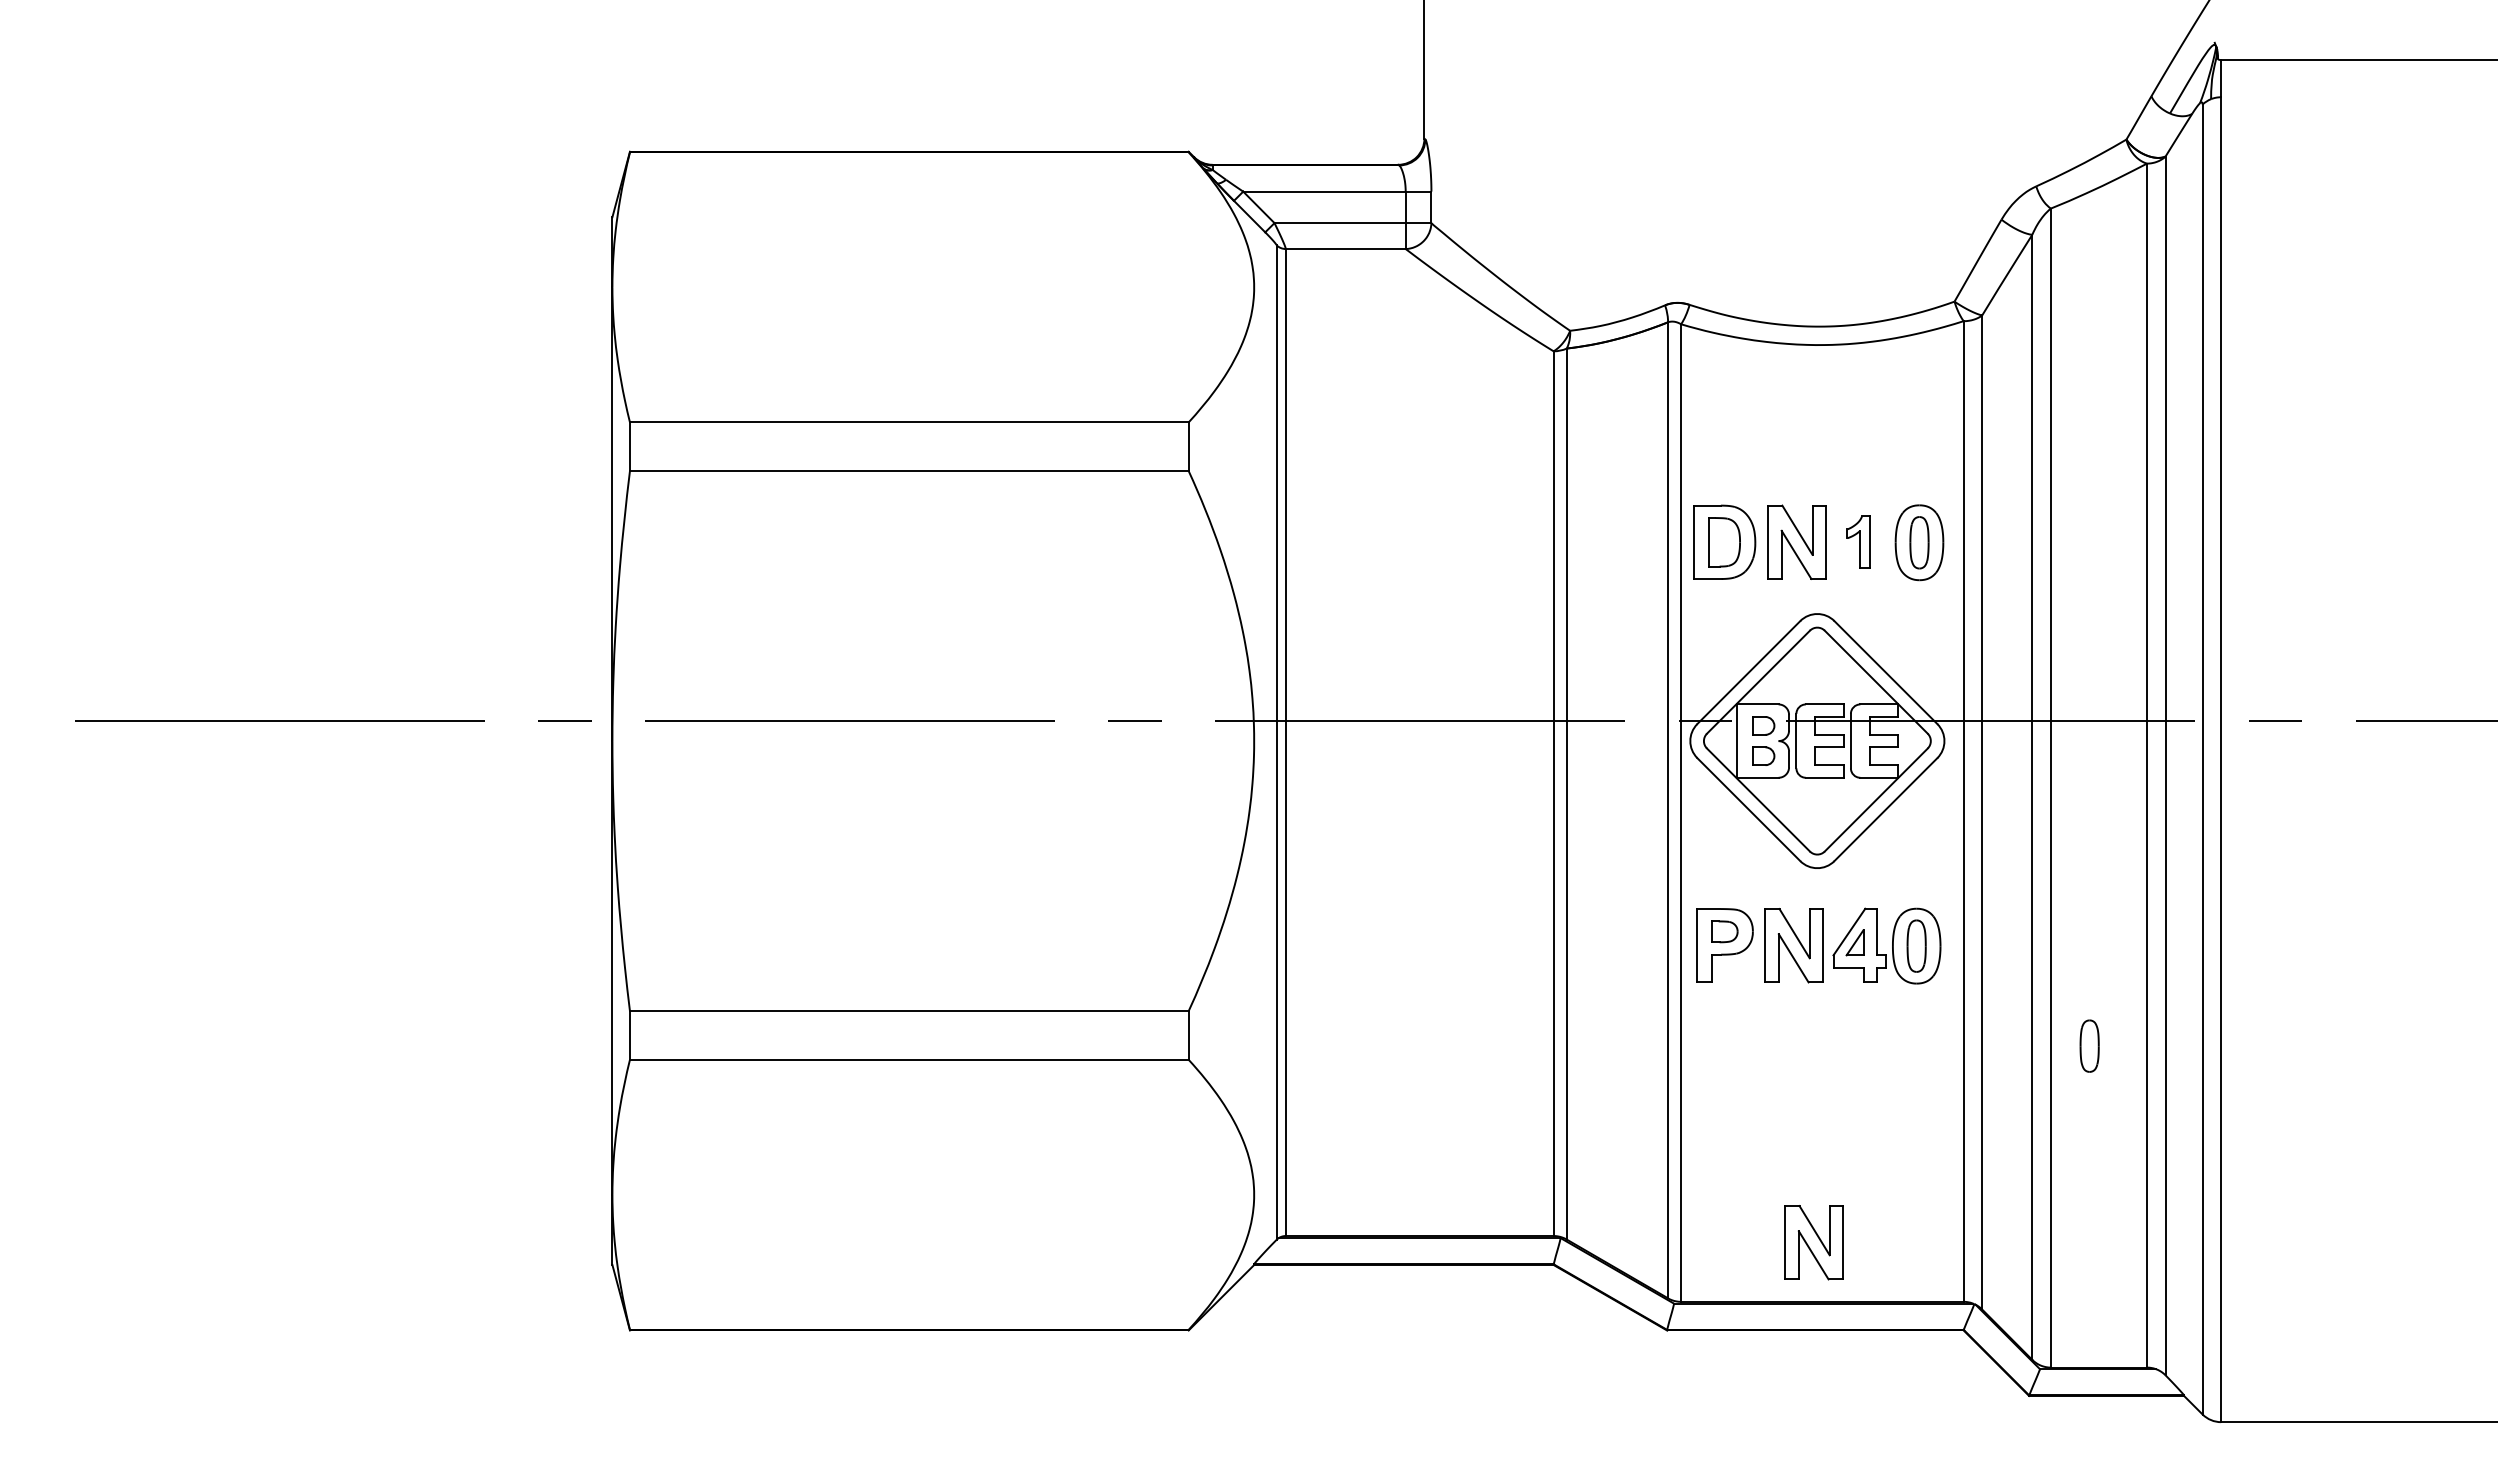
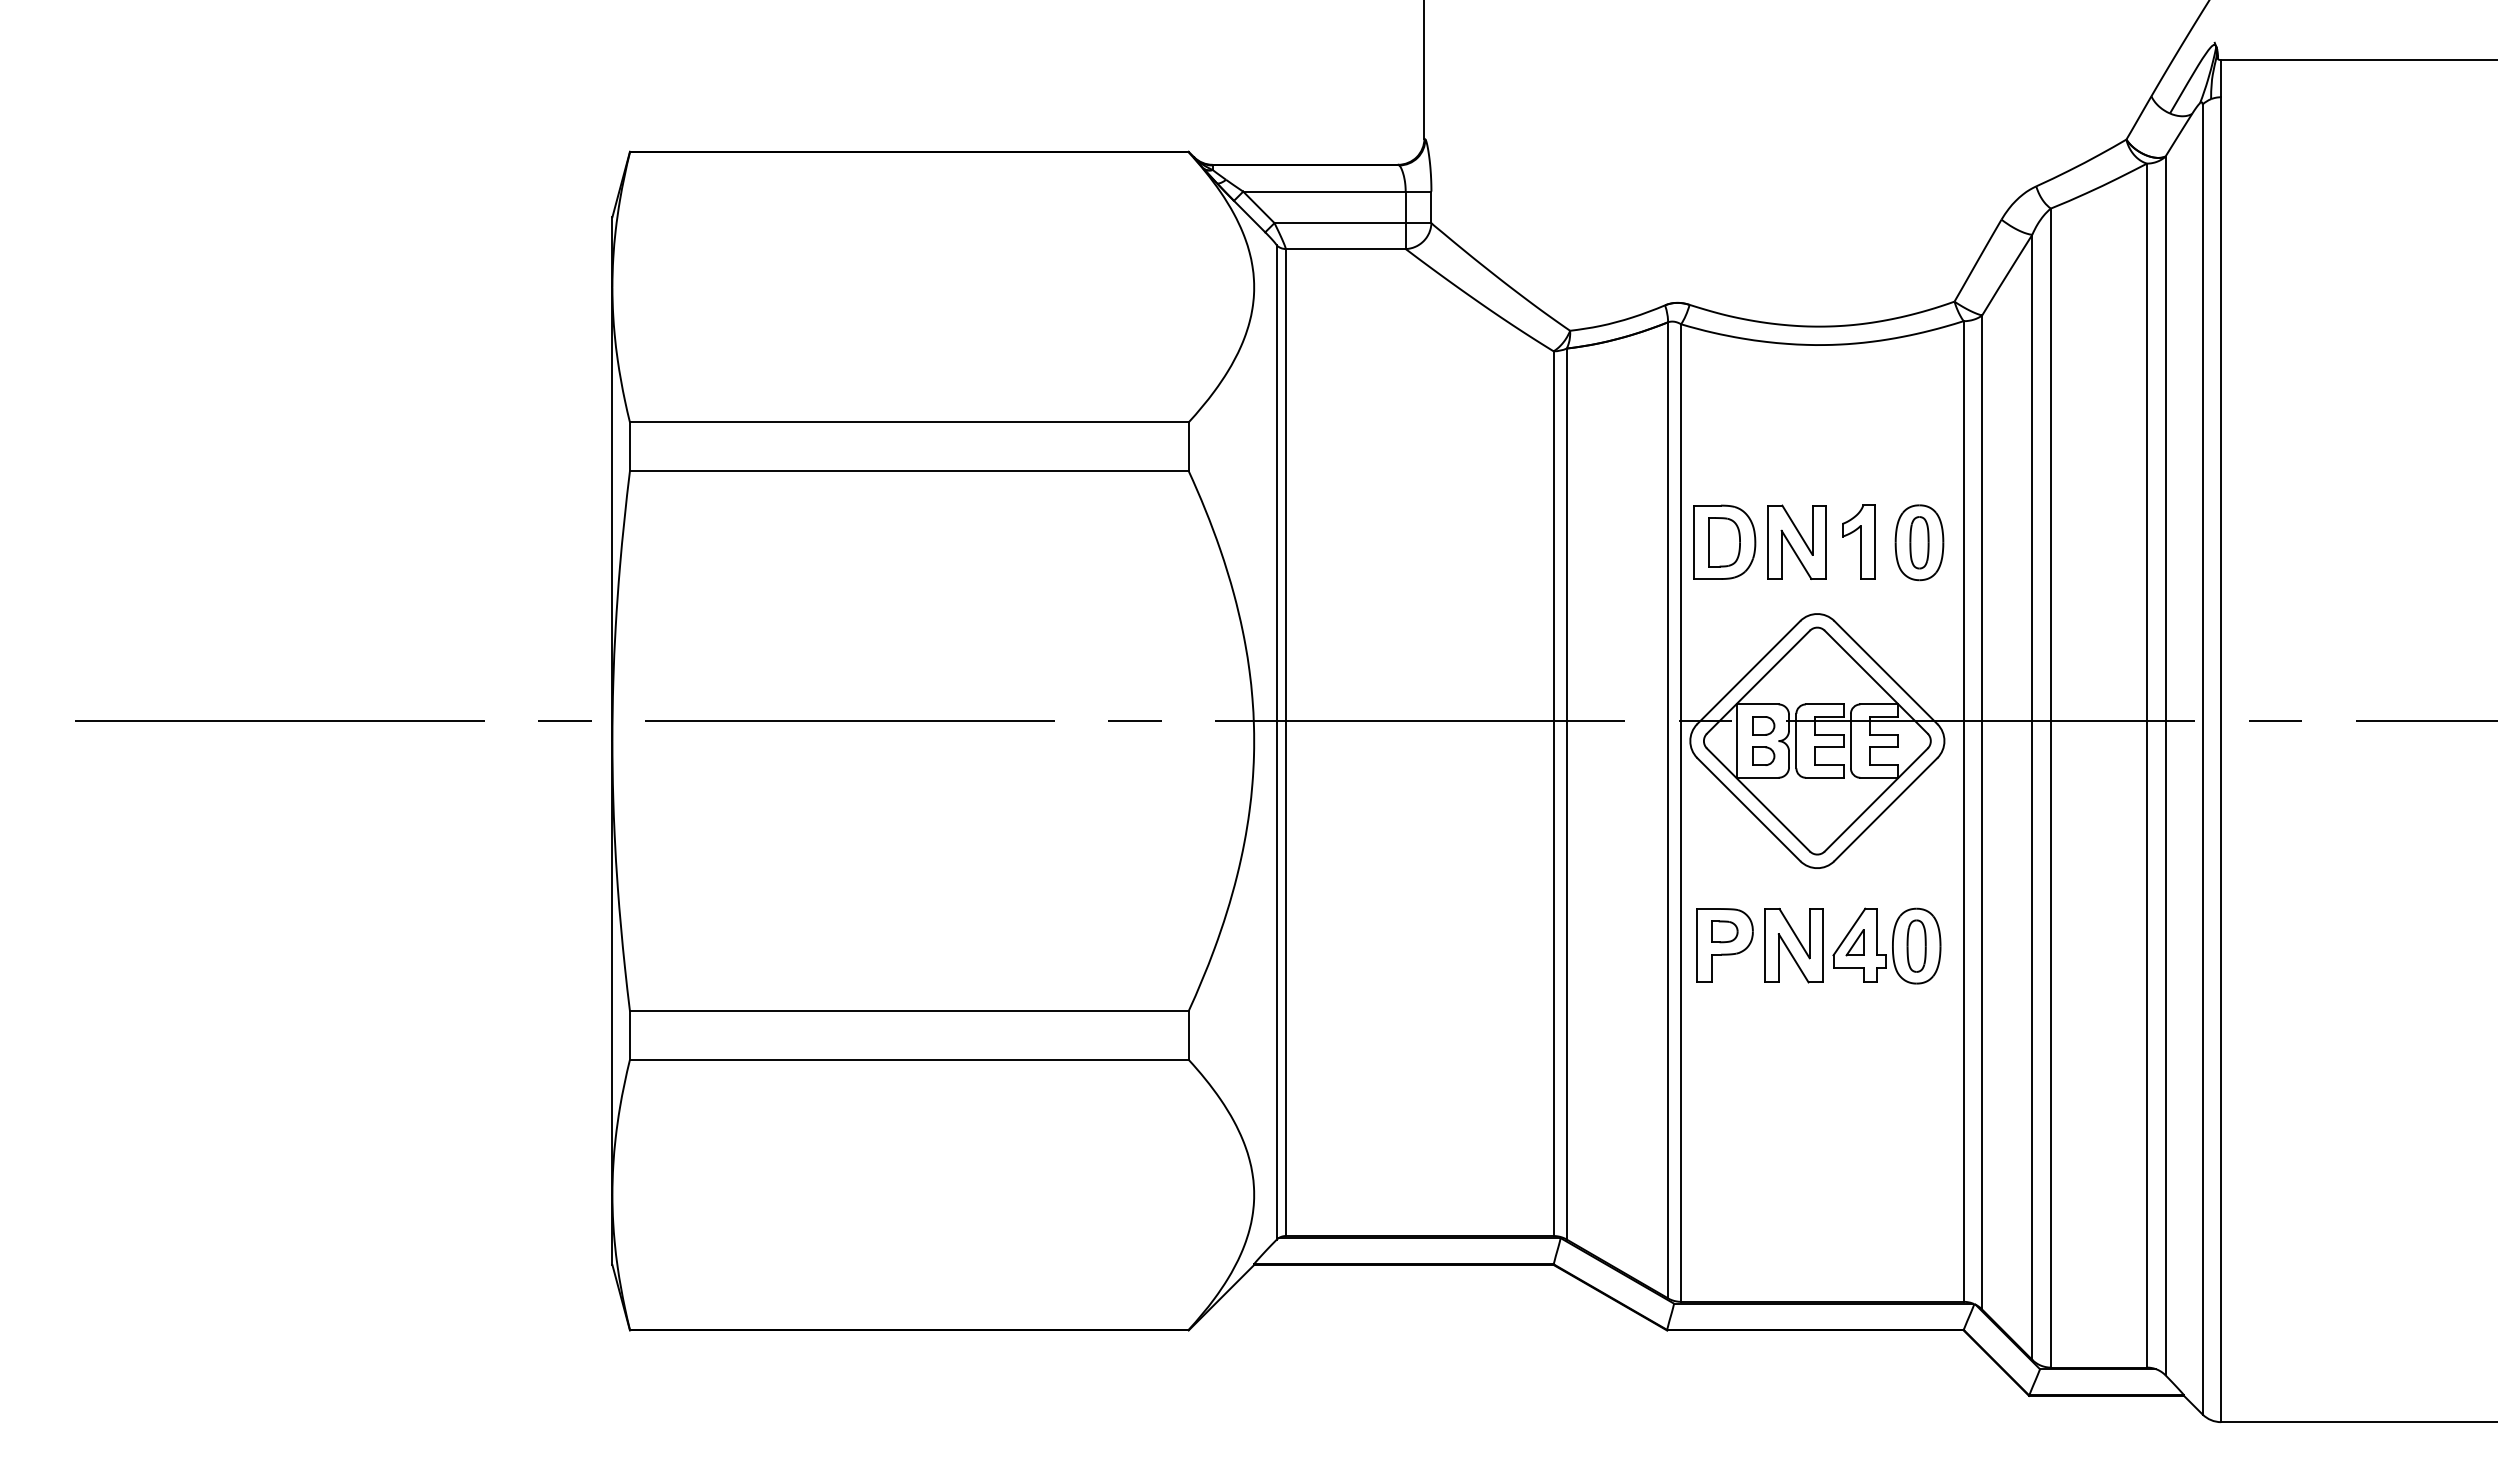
part size: 25x54 px -> 34x76 px (1858, 541)
part: present -> none (2089, 1045)
part: present -> none (1813, 1242)
